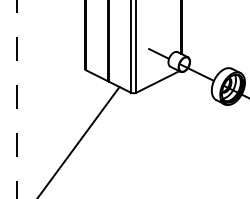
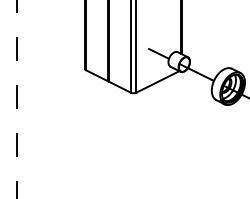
line: present -> none (79, 141)
